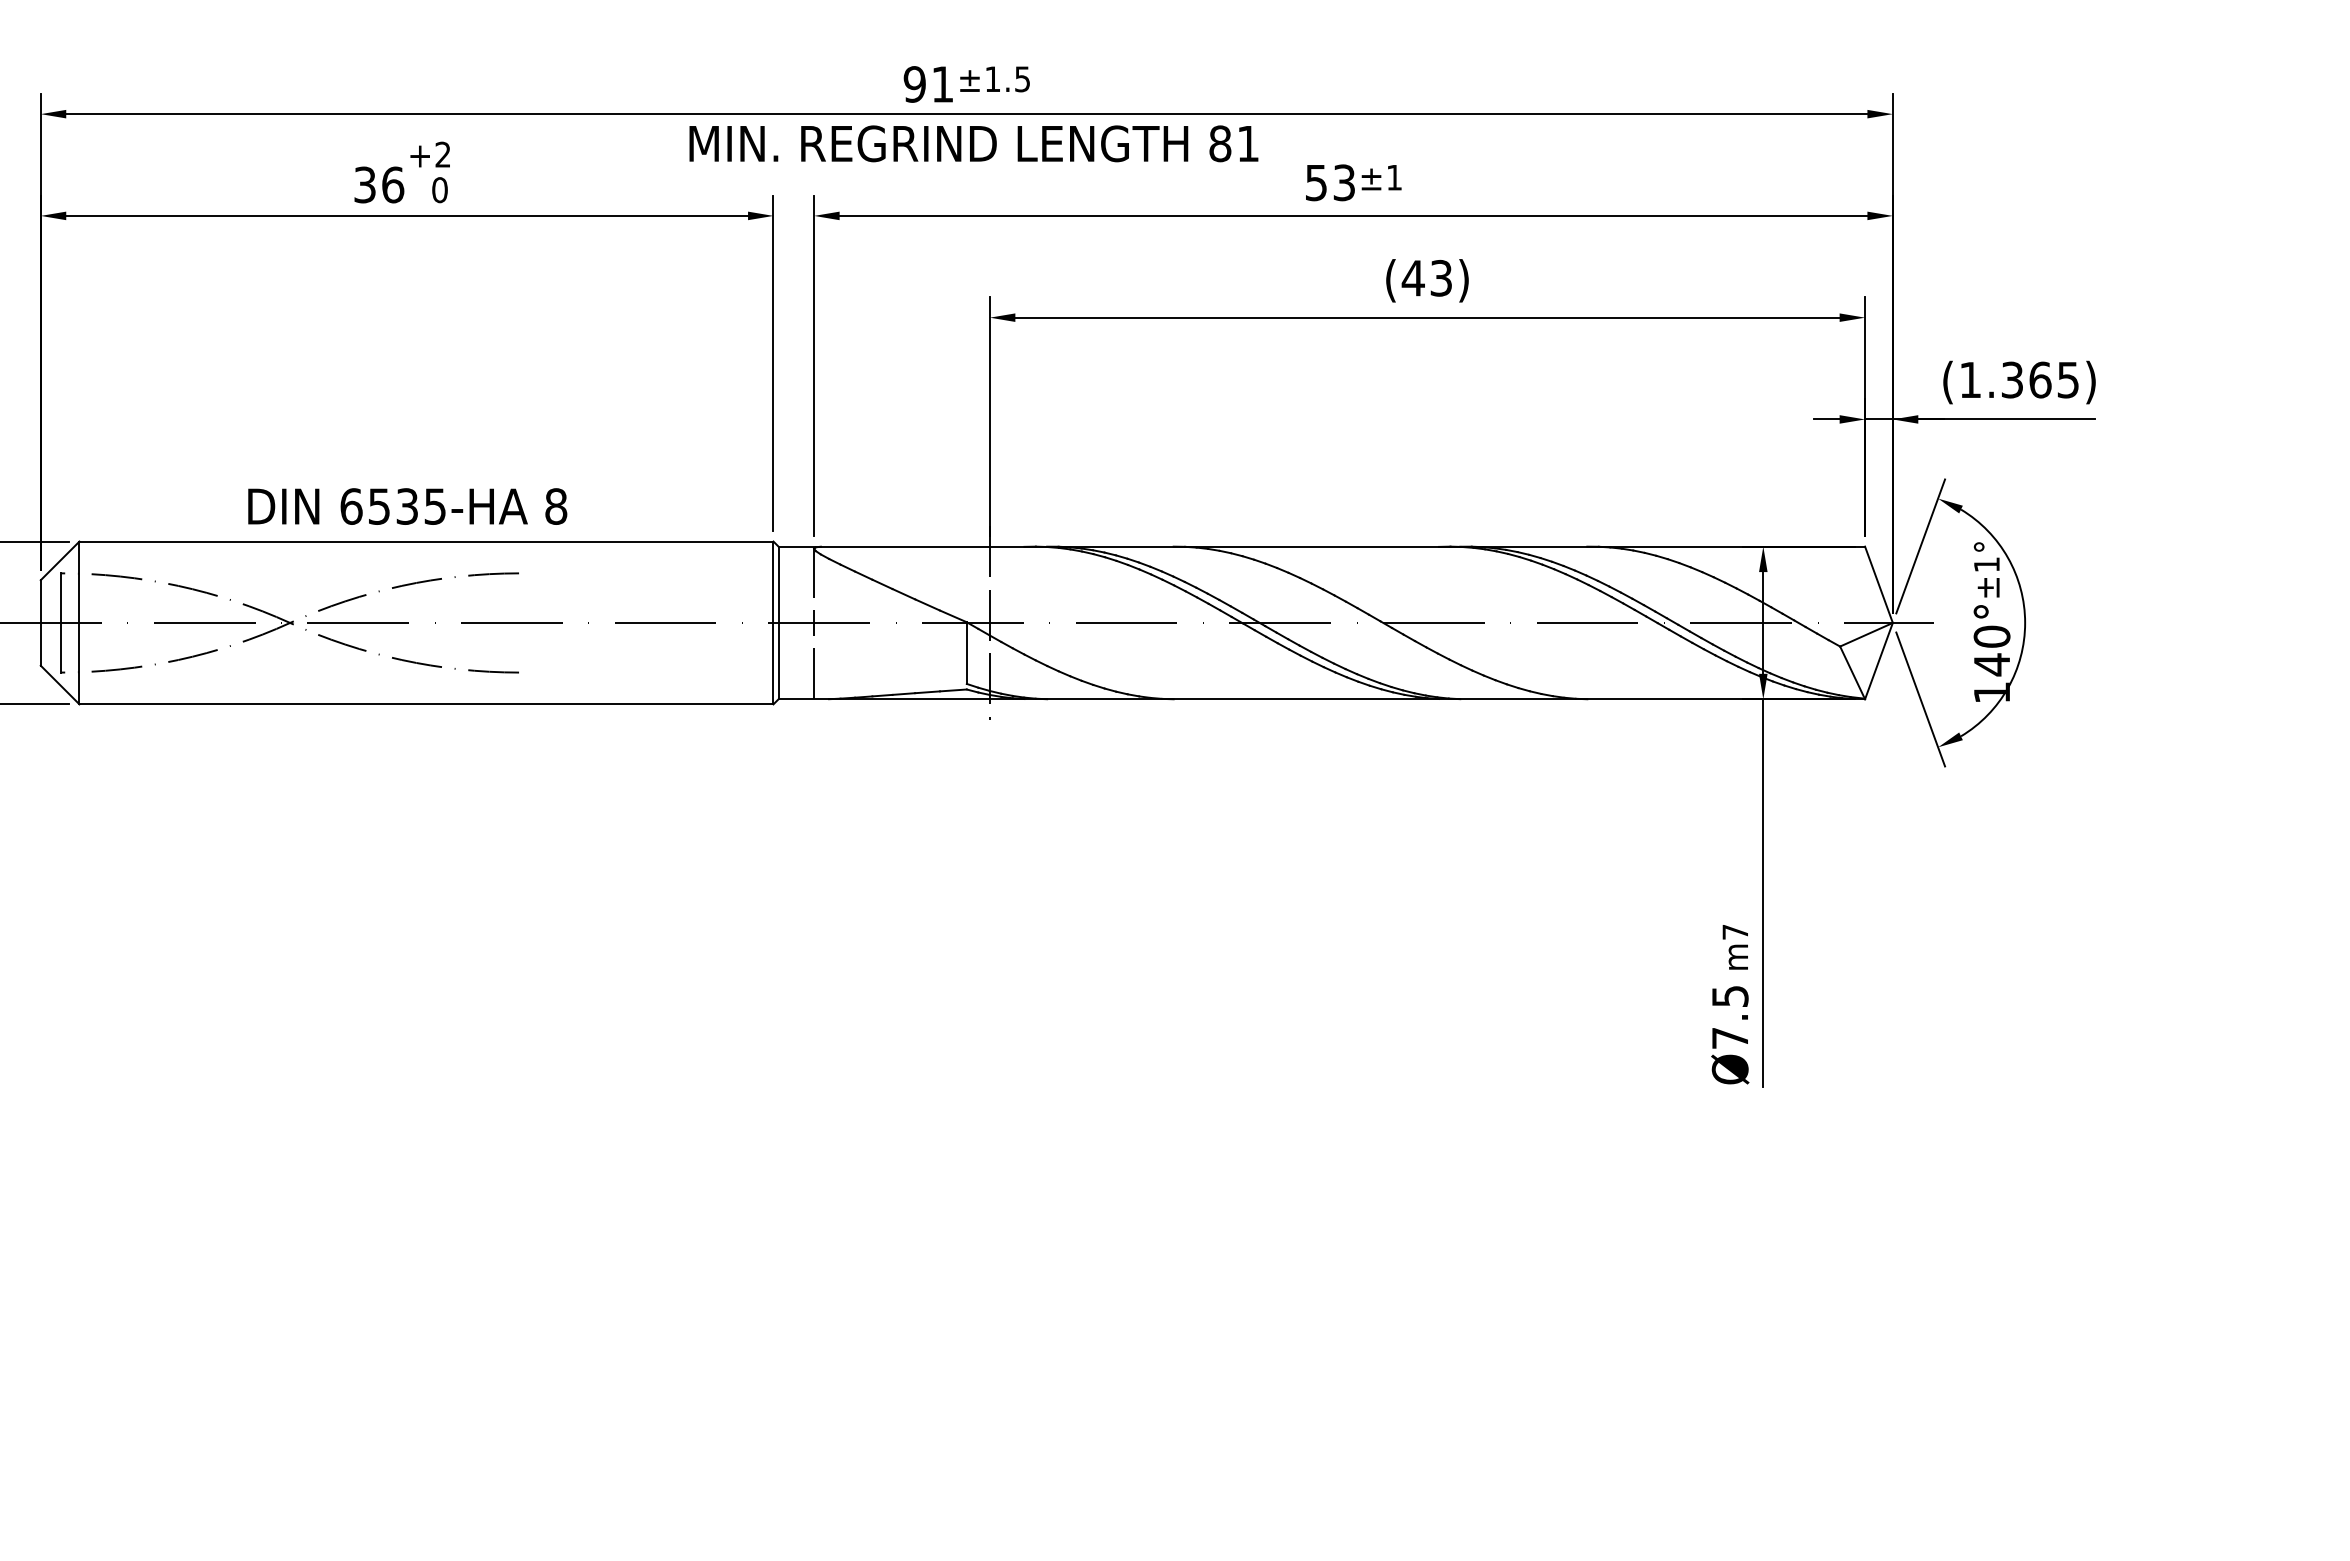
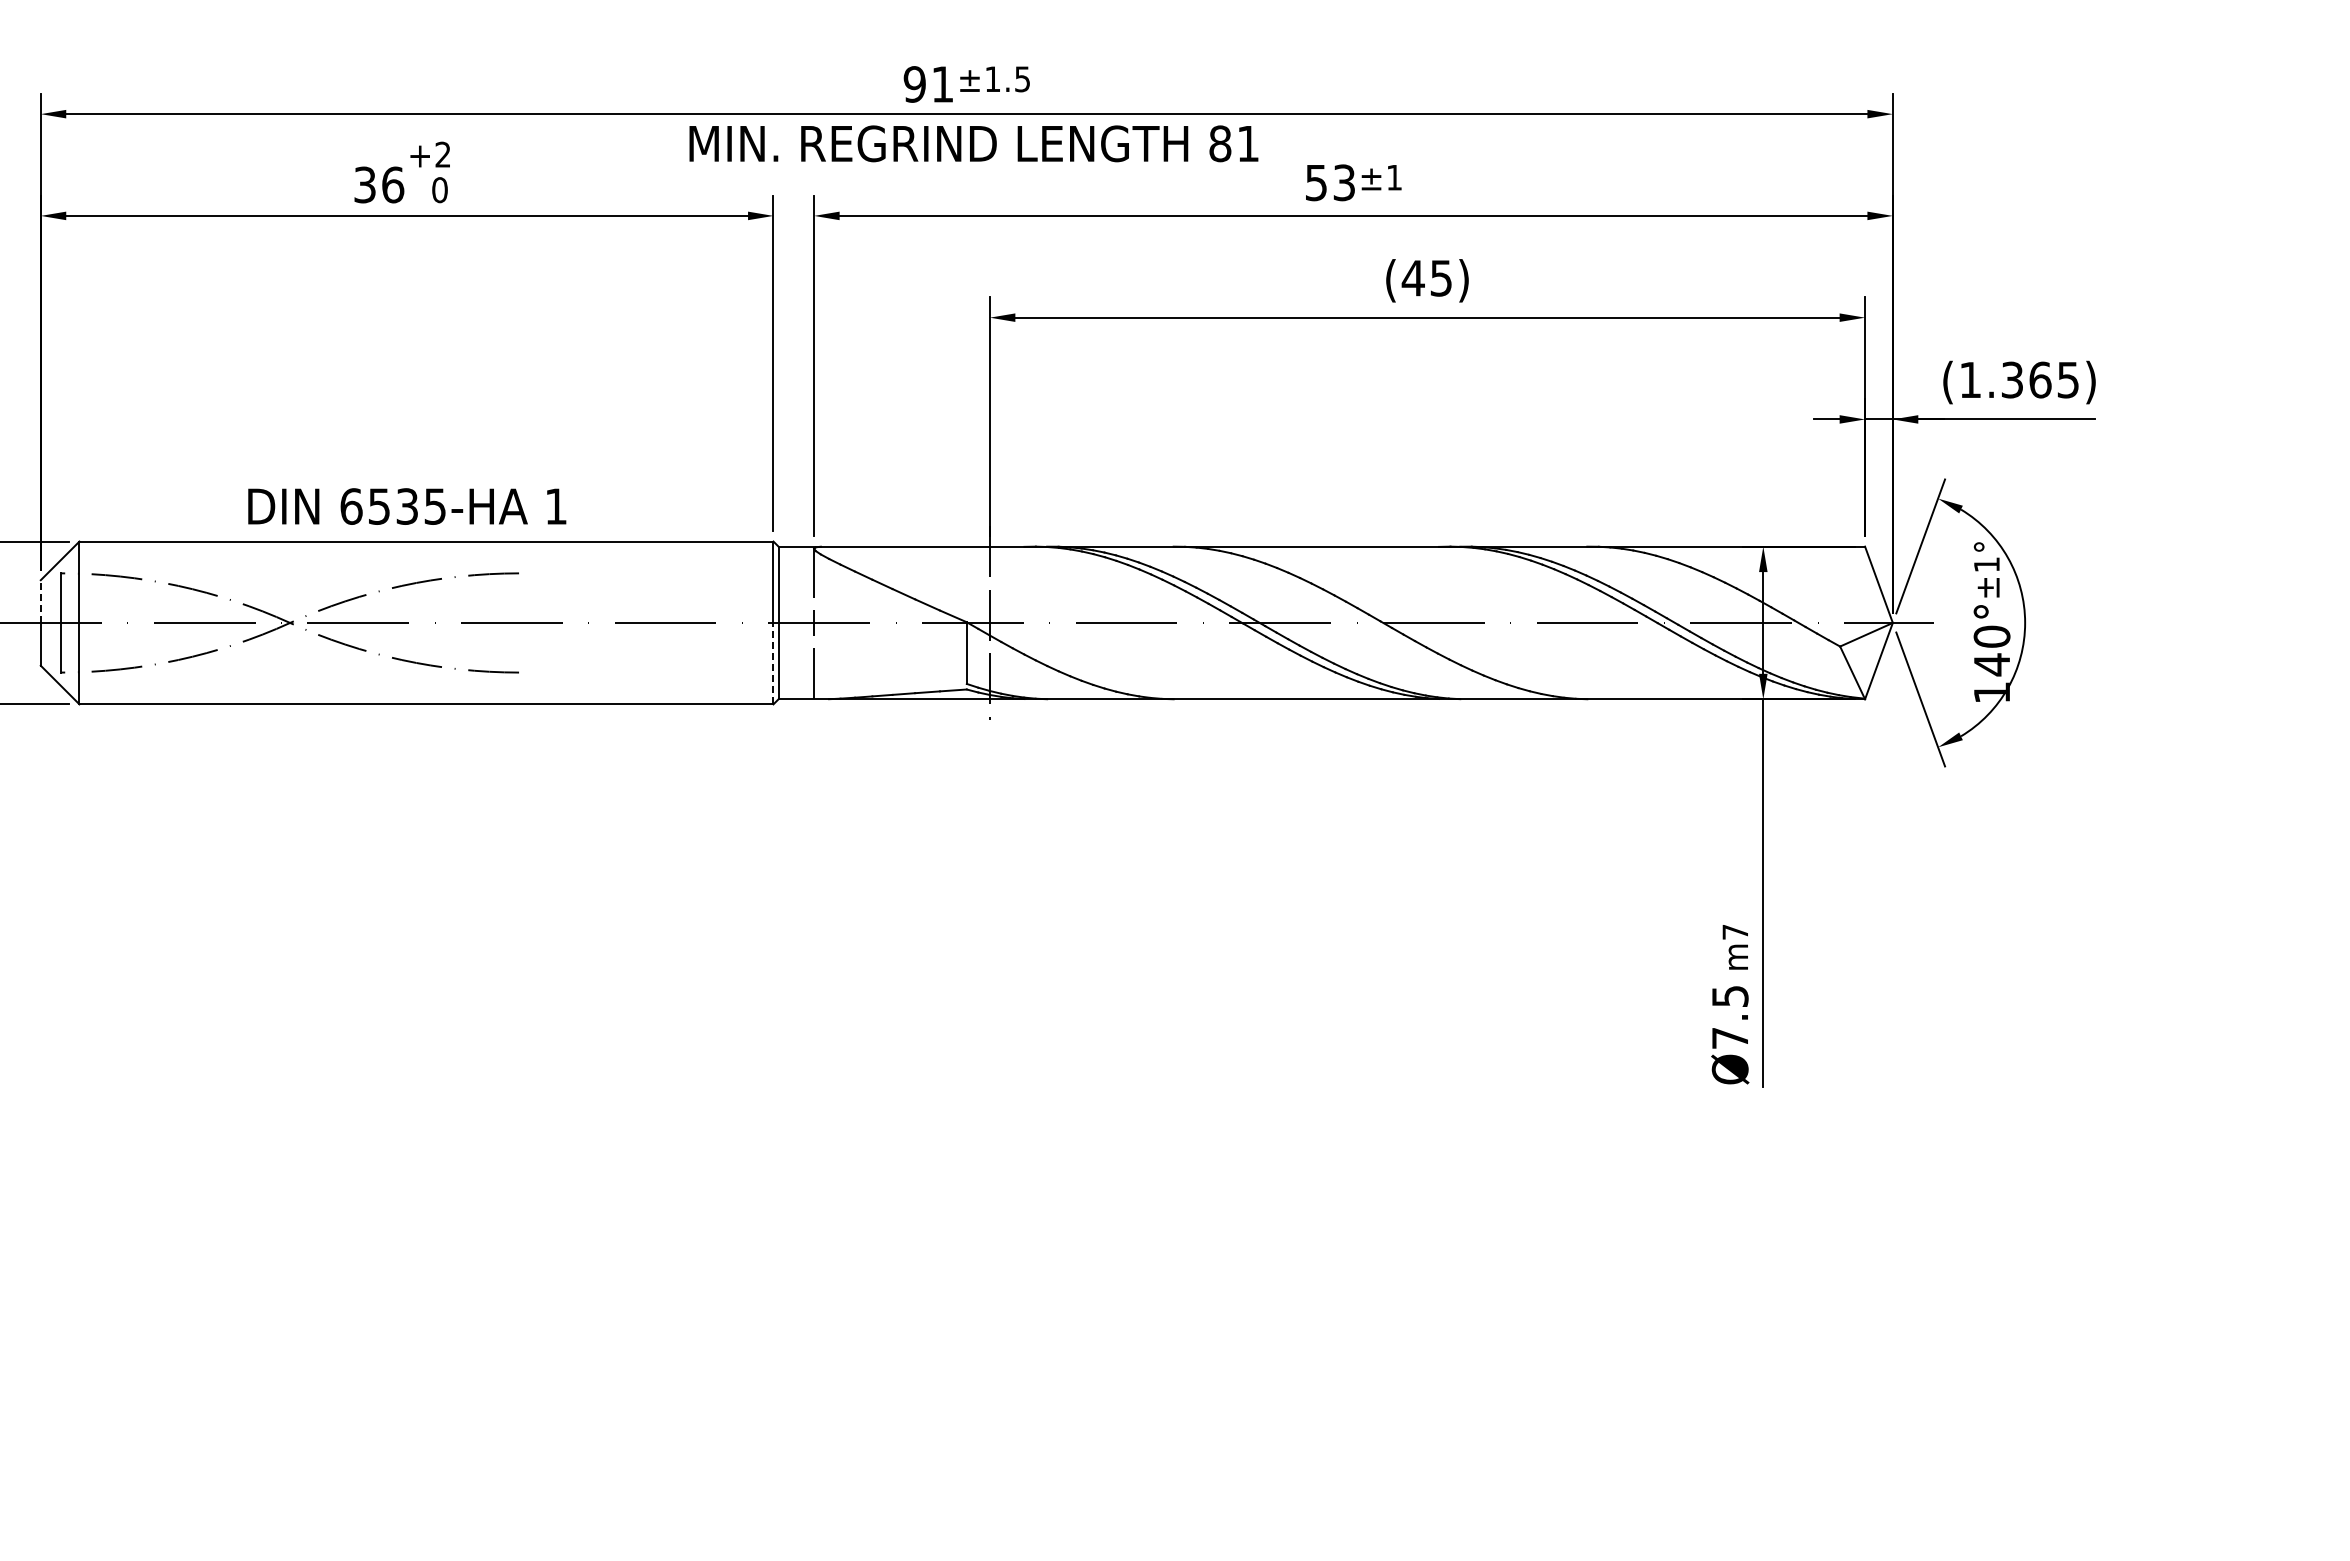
text: (43) -> (45) (1441, 277)
text: 8 -> 1 (556, 506)
line: solid -> dashed (40, 601)
line: solid -> dashed (773, 663)
